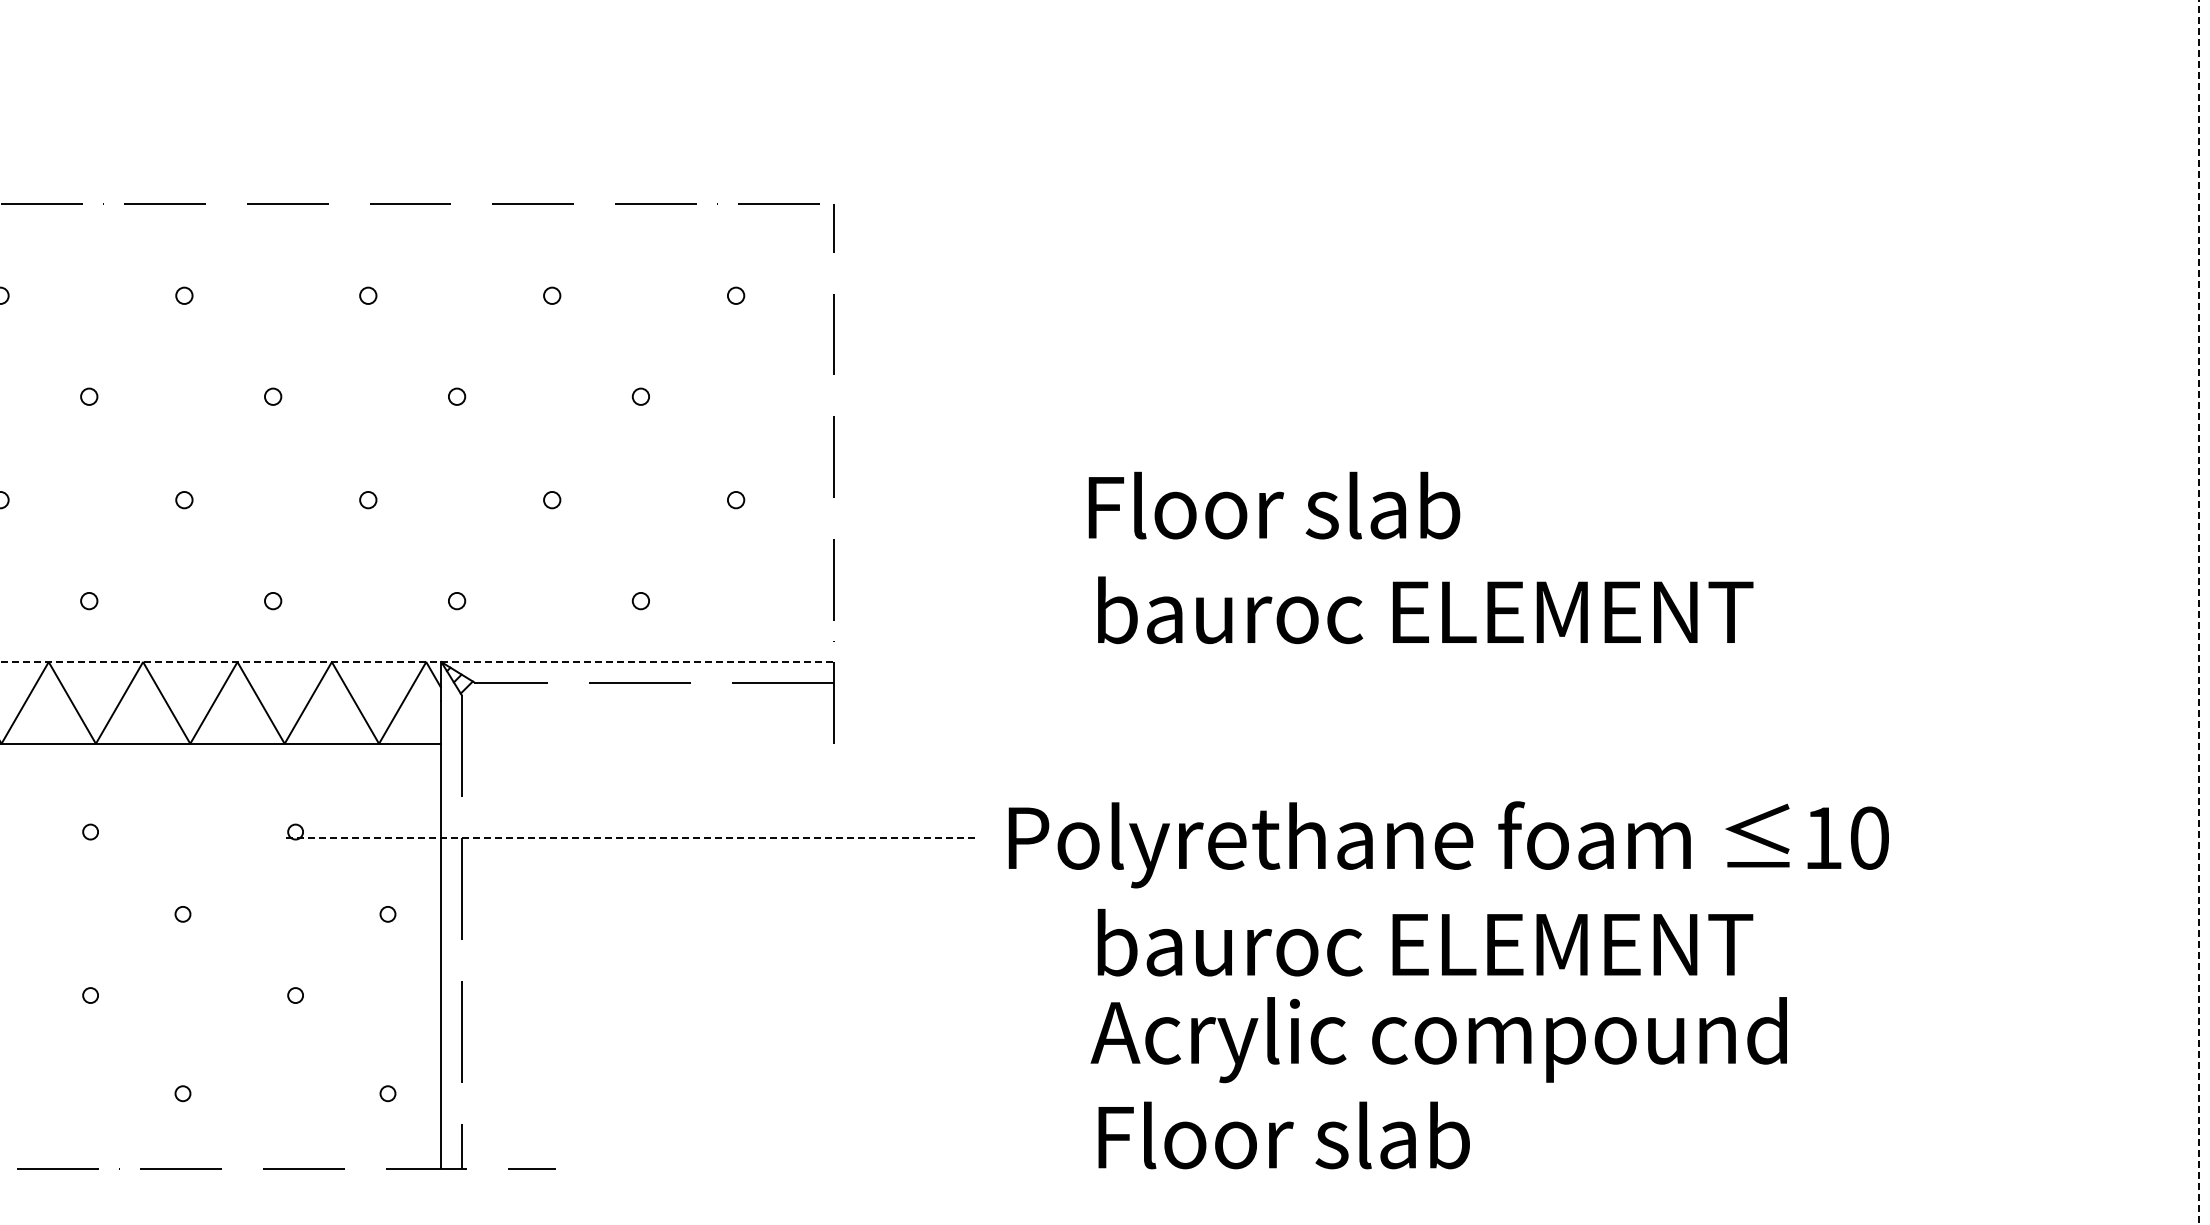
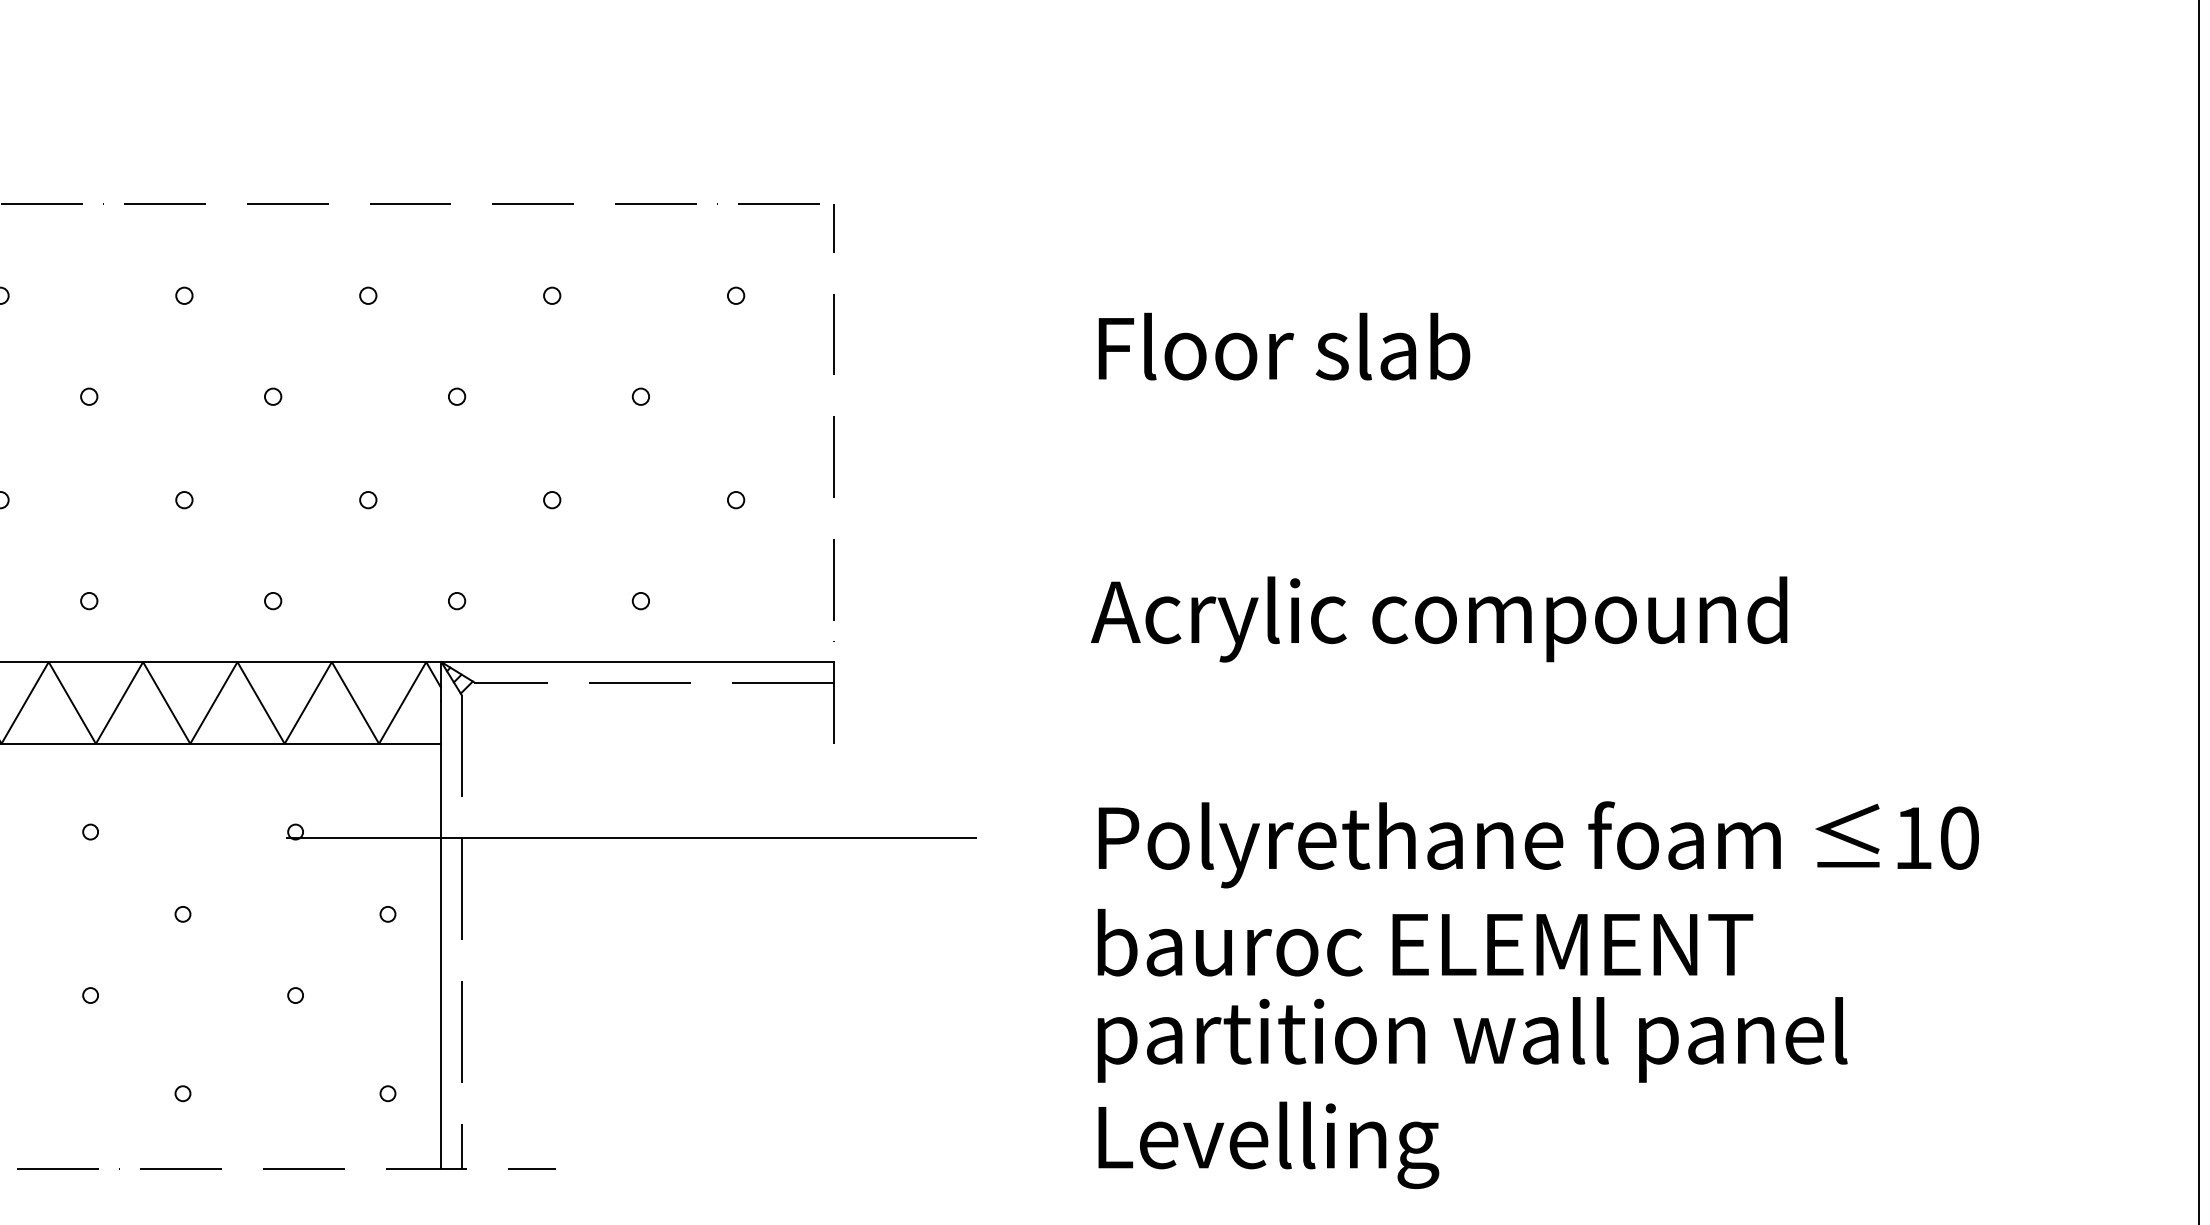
text position: (1274, 505) -> (1284, 346) (1284, 346)
line: dashed -> solid (2198, 612)
text: bauroc ELEMENT -> Acrylic compound (1438, 619)
line: dashed -> solid (416, 662)
line: dashed -> solid (632, 838)
text position: (1448, 844) -> (1538, 844) (1538, 844)
text: Acrylic compound -> partition wall panel (1468, 1040)
text: Floor slab -> Levelling (1287, 1145)
